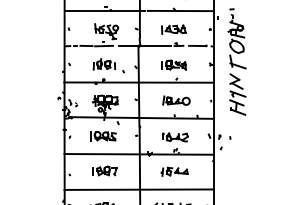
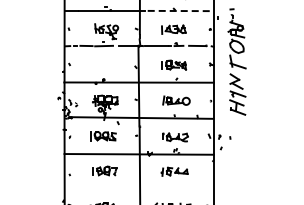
line: solid -> dashed (180, 11)
part: present -> none (108, 65)
line: present -> none (138, 189)
